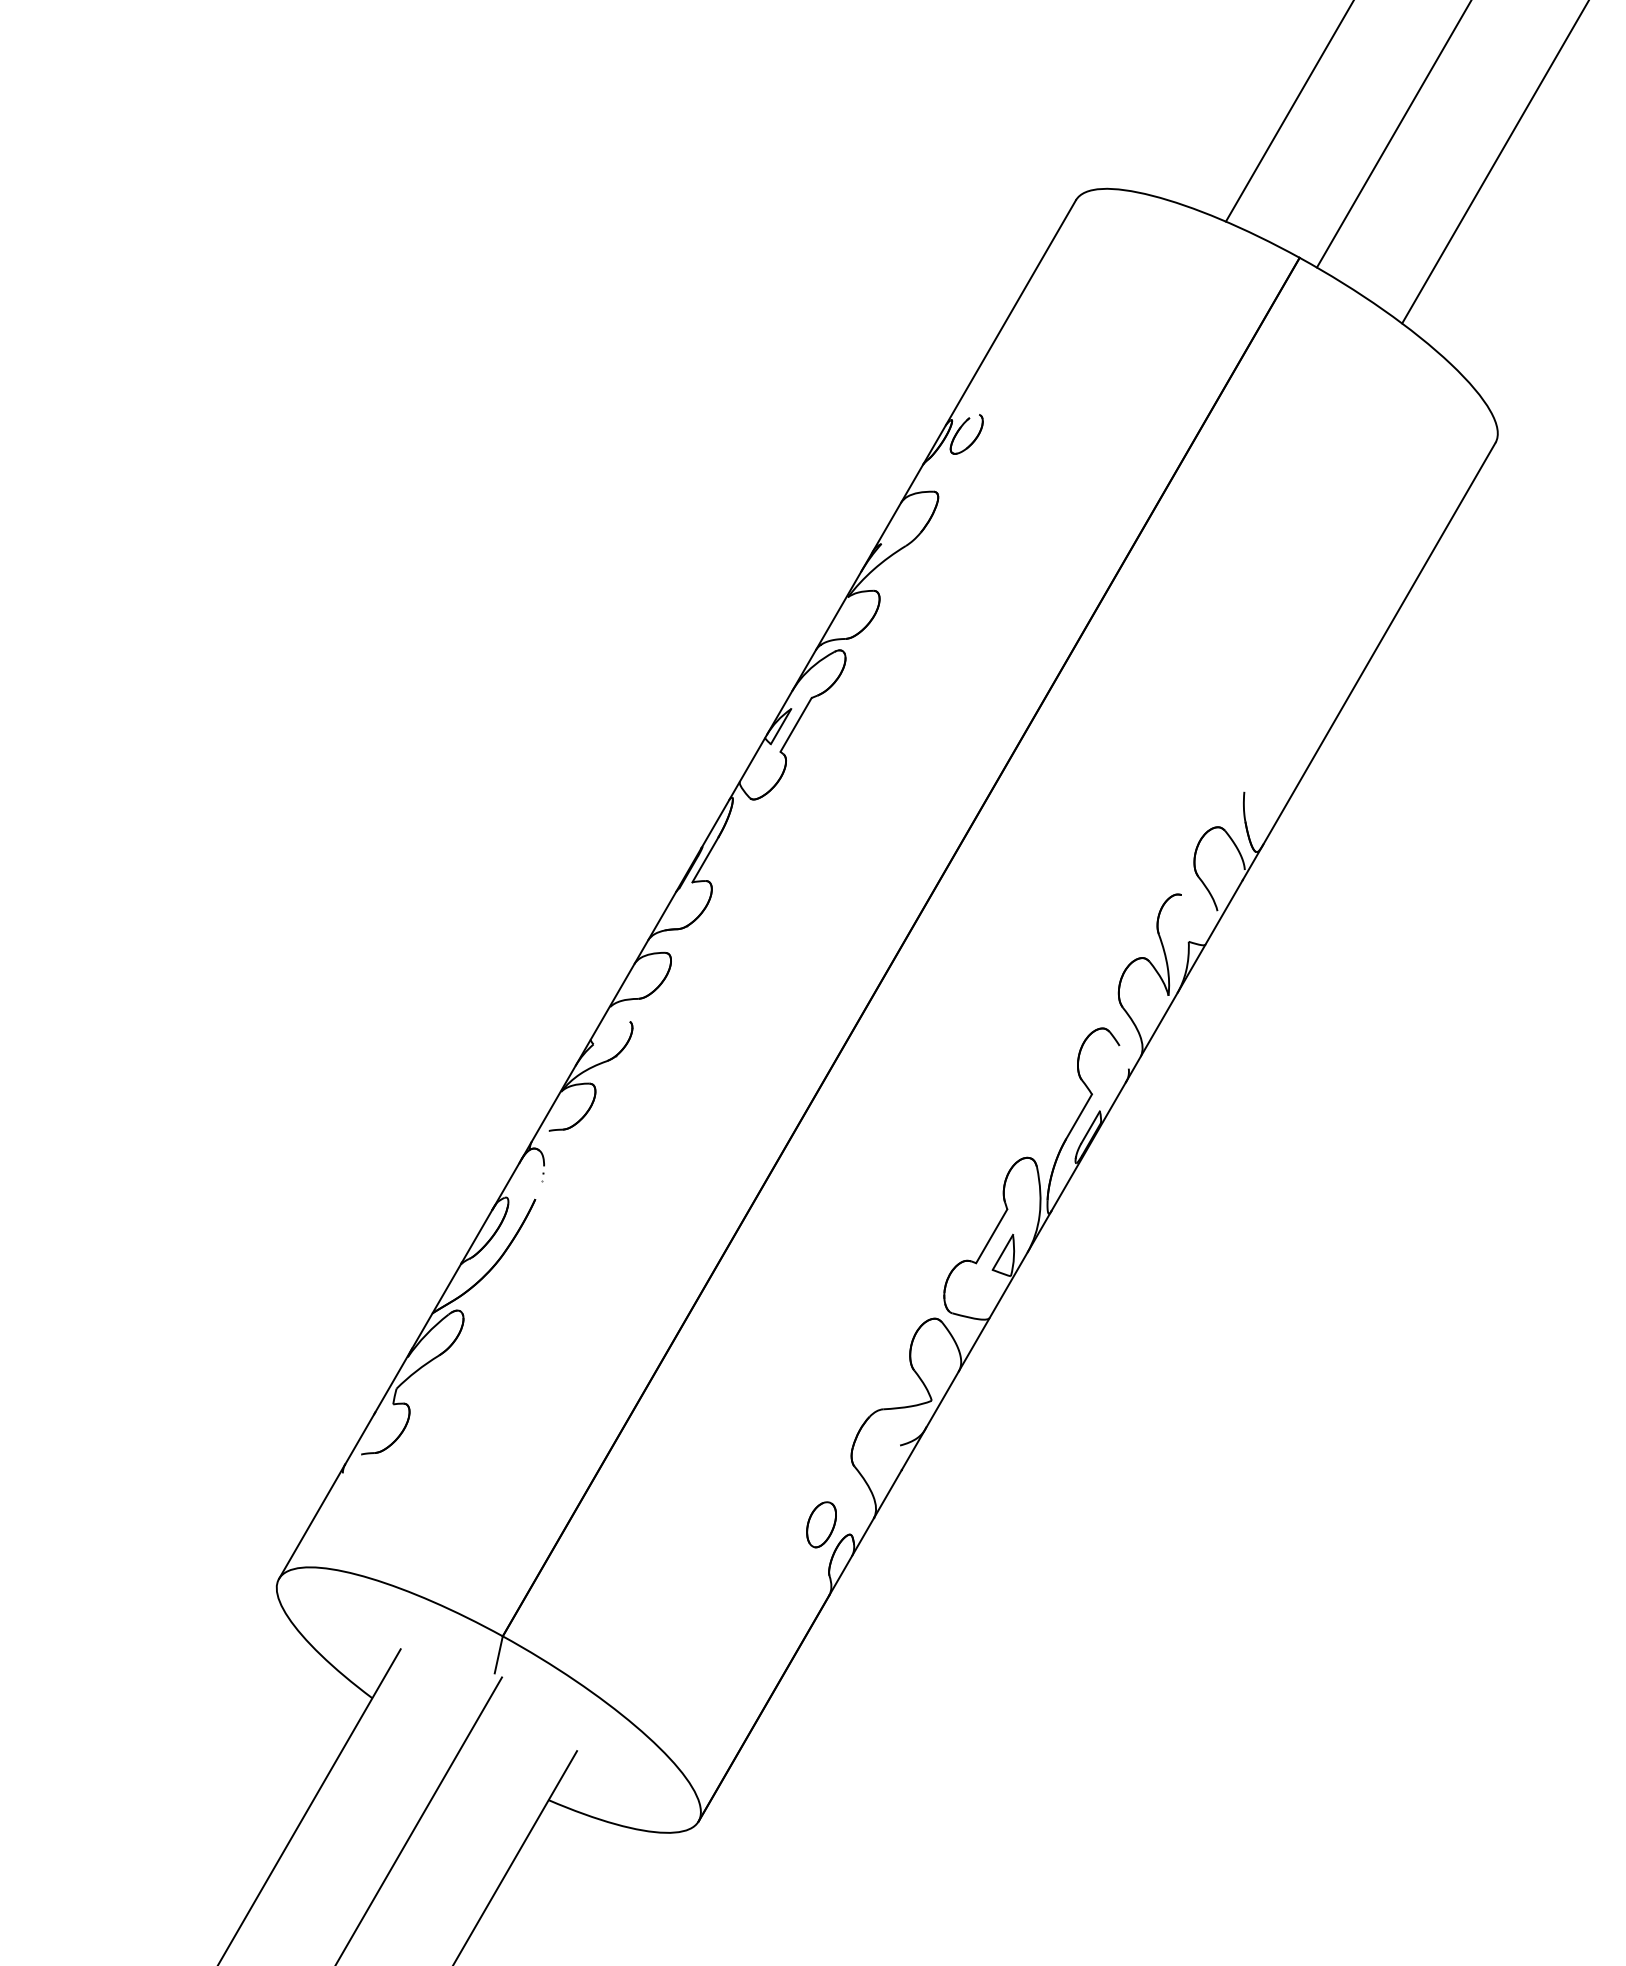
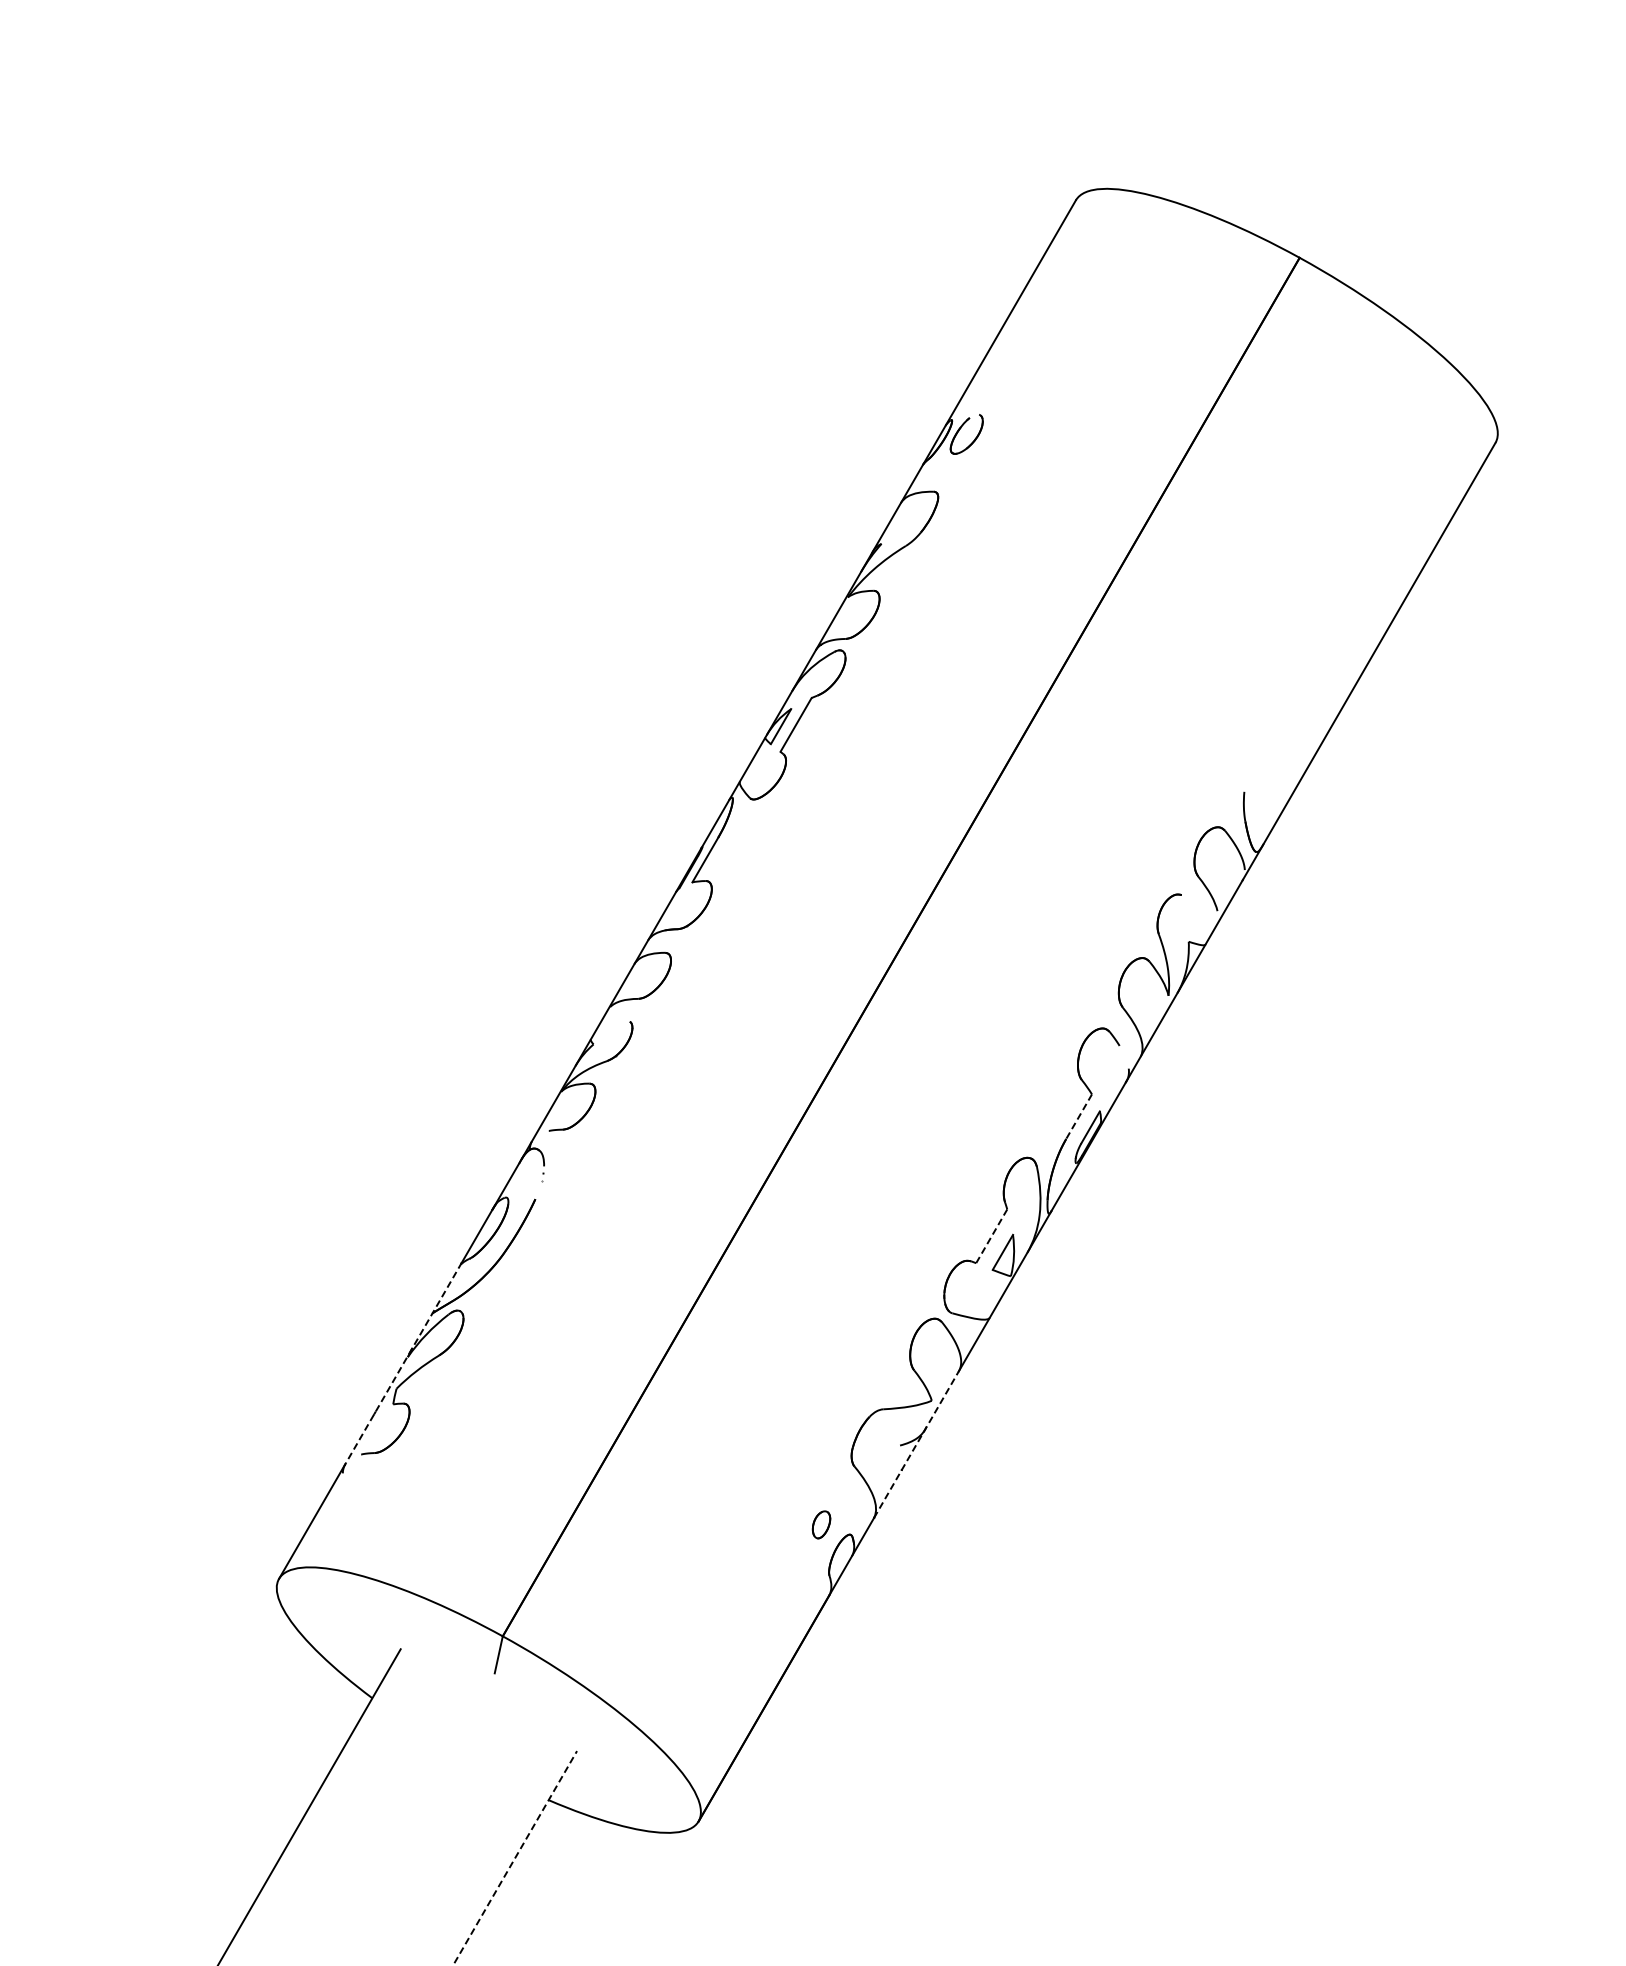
line: present -> none (1288, 111)
line: present -> none (1393, 134)
line: present -> none (1494, 162)
line: solid -> dashed (1079, 1116)
line: solid -> dashed (991, 1236)
line: solid -> dashed (403, 1363)
line: solid -> dashed (916, 1444)
part size: 31x48 px -> 21x30 px (821, 1524)
line: present -> none (419, 1819)
line: solid -> dashed (514, 1858)
